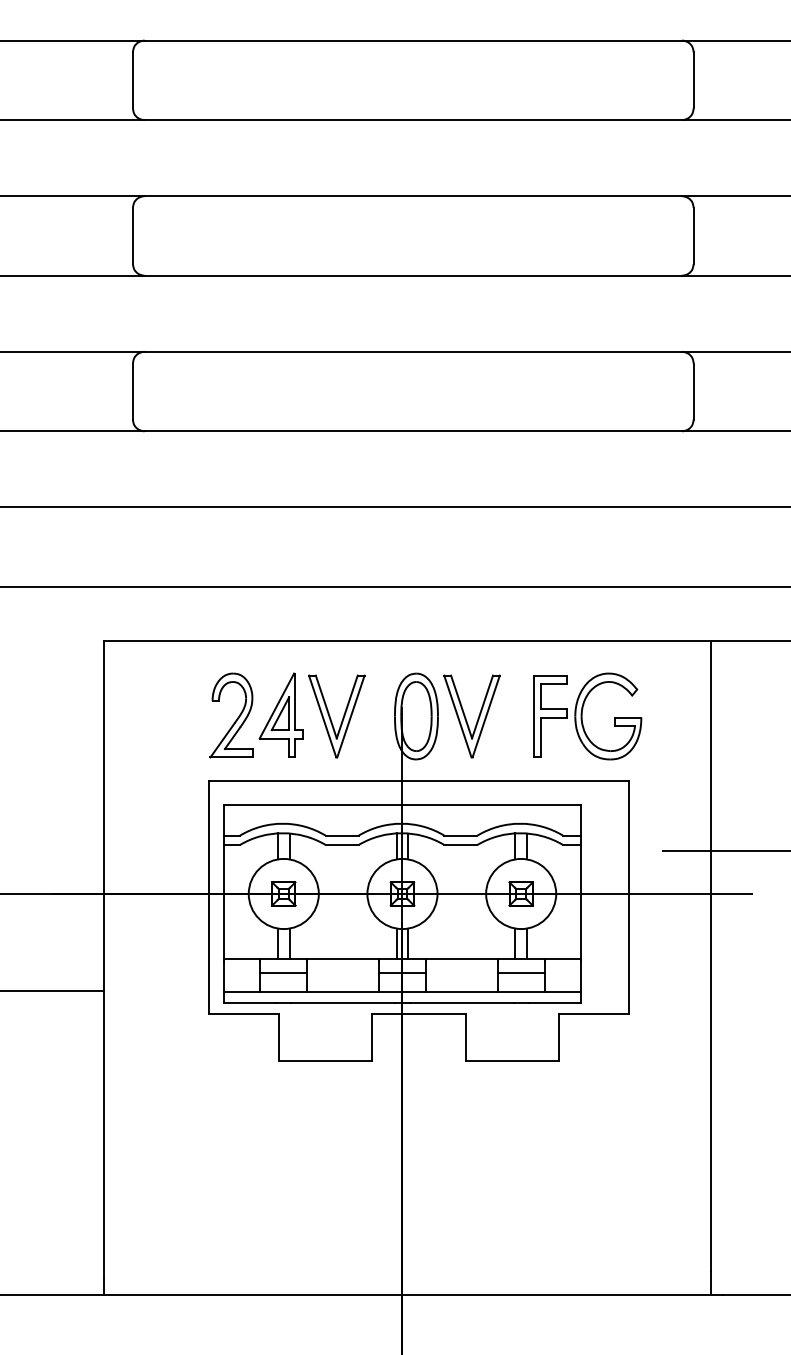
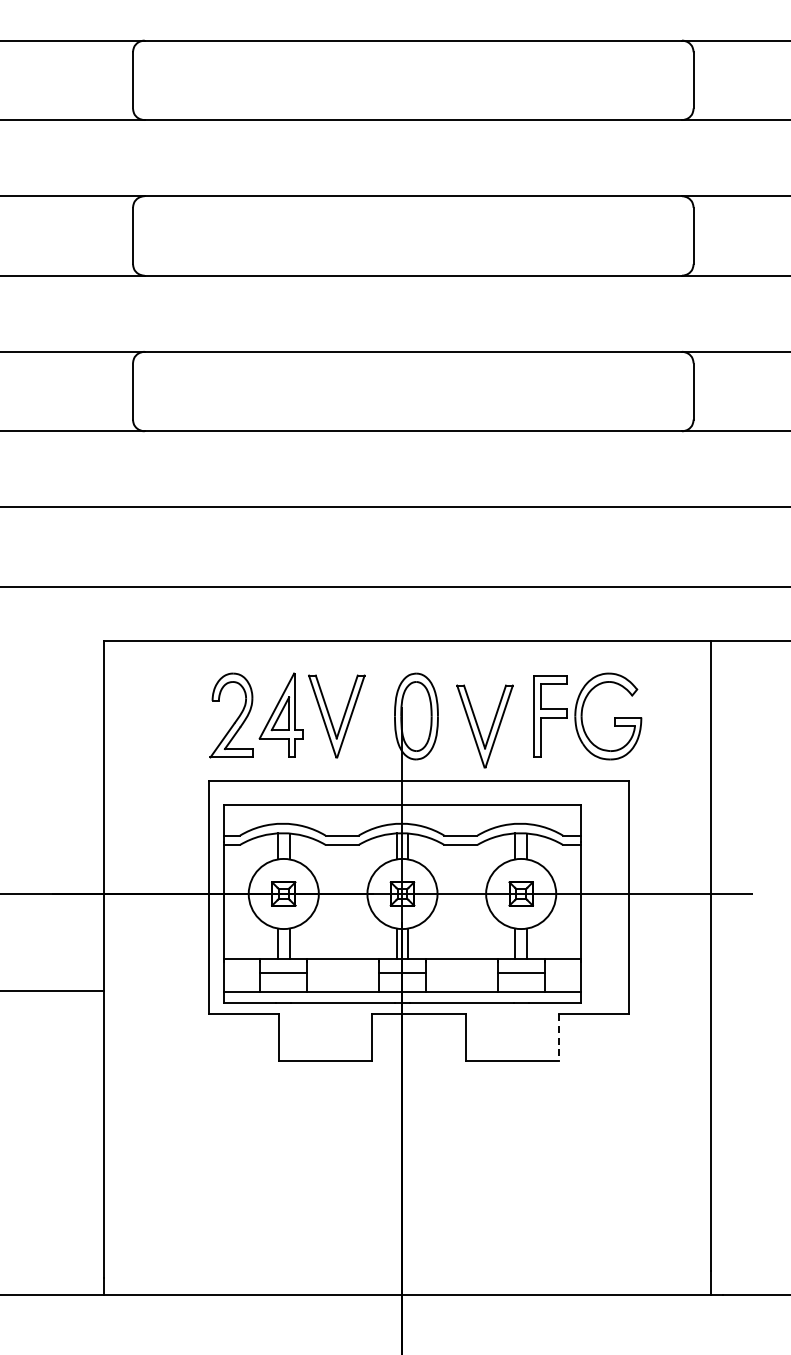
part position: (471, 716) -> (484, 726) (484, 726)
line: present -> none (724, 851)
line: solid -> dashed (559, 1038)
